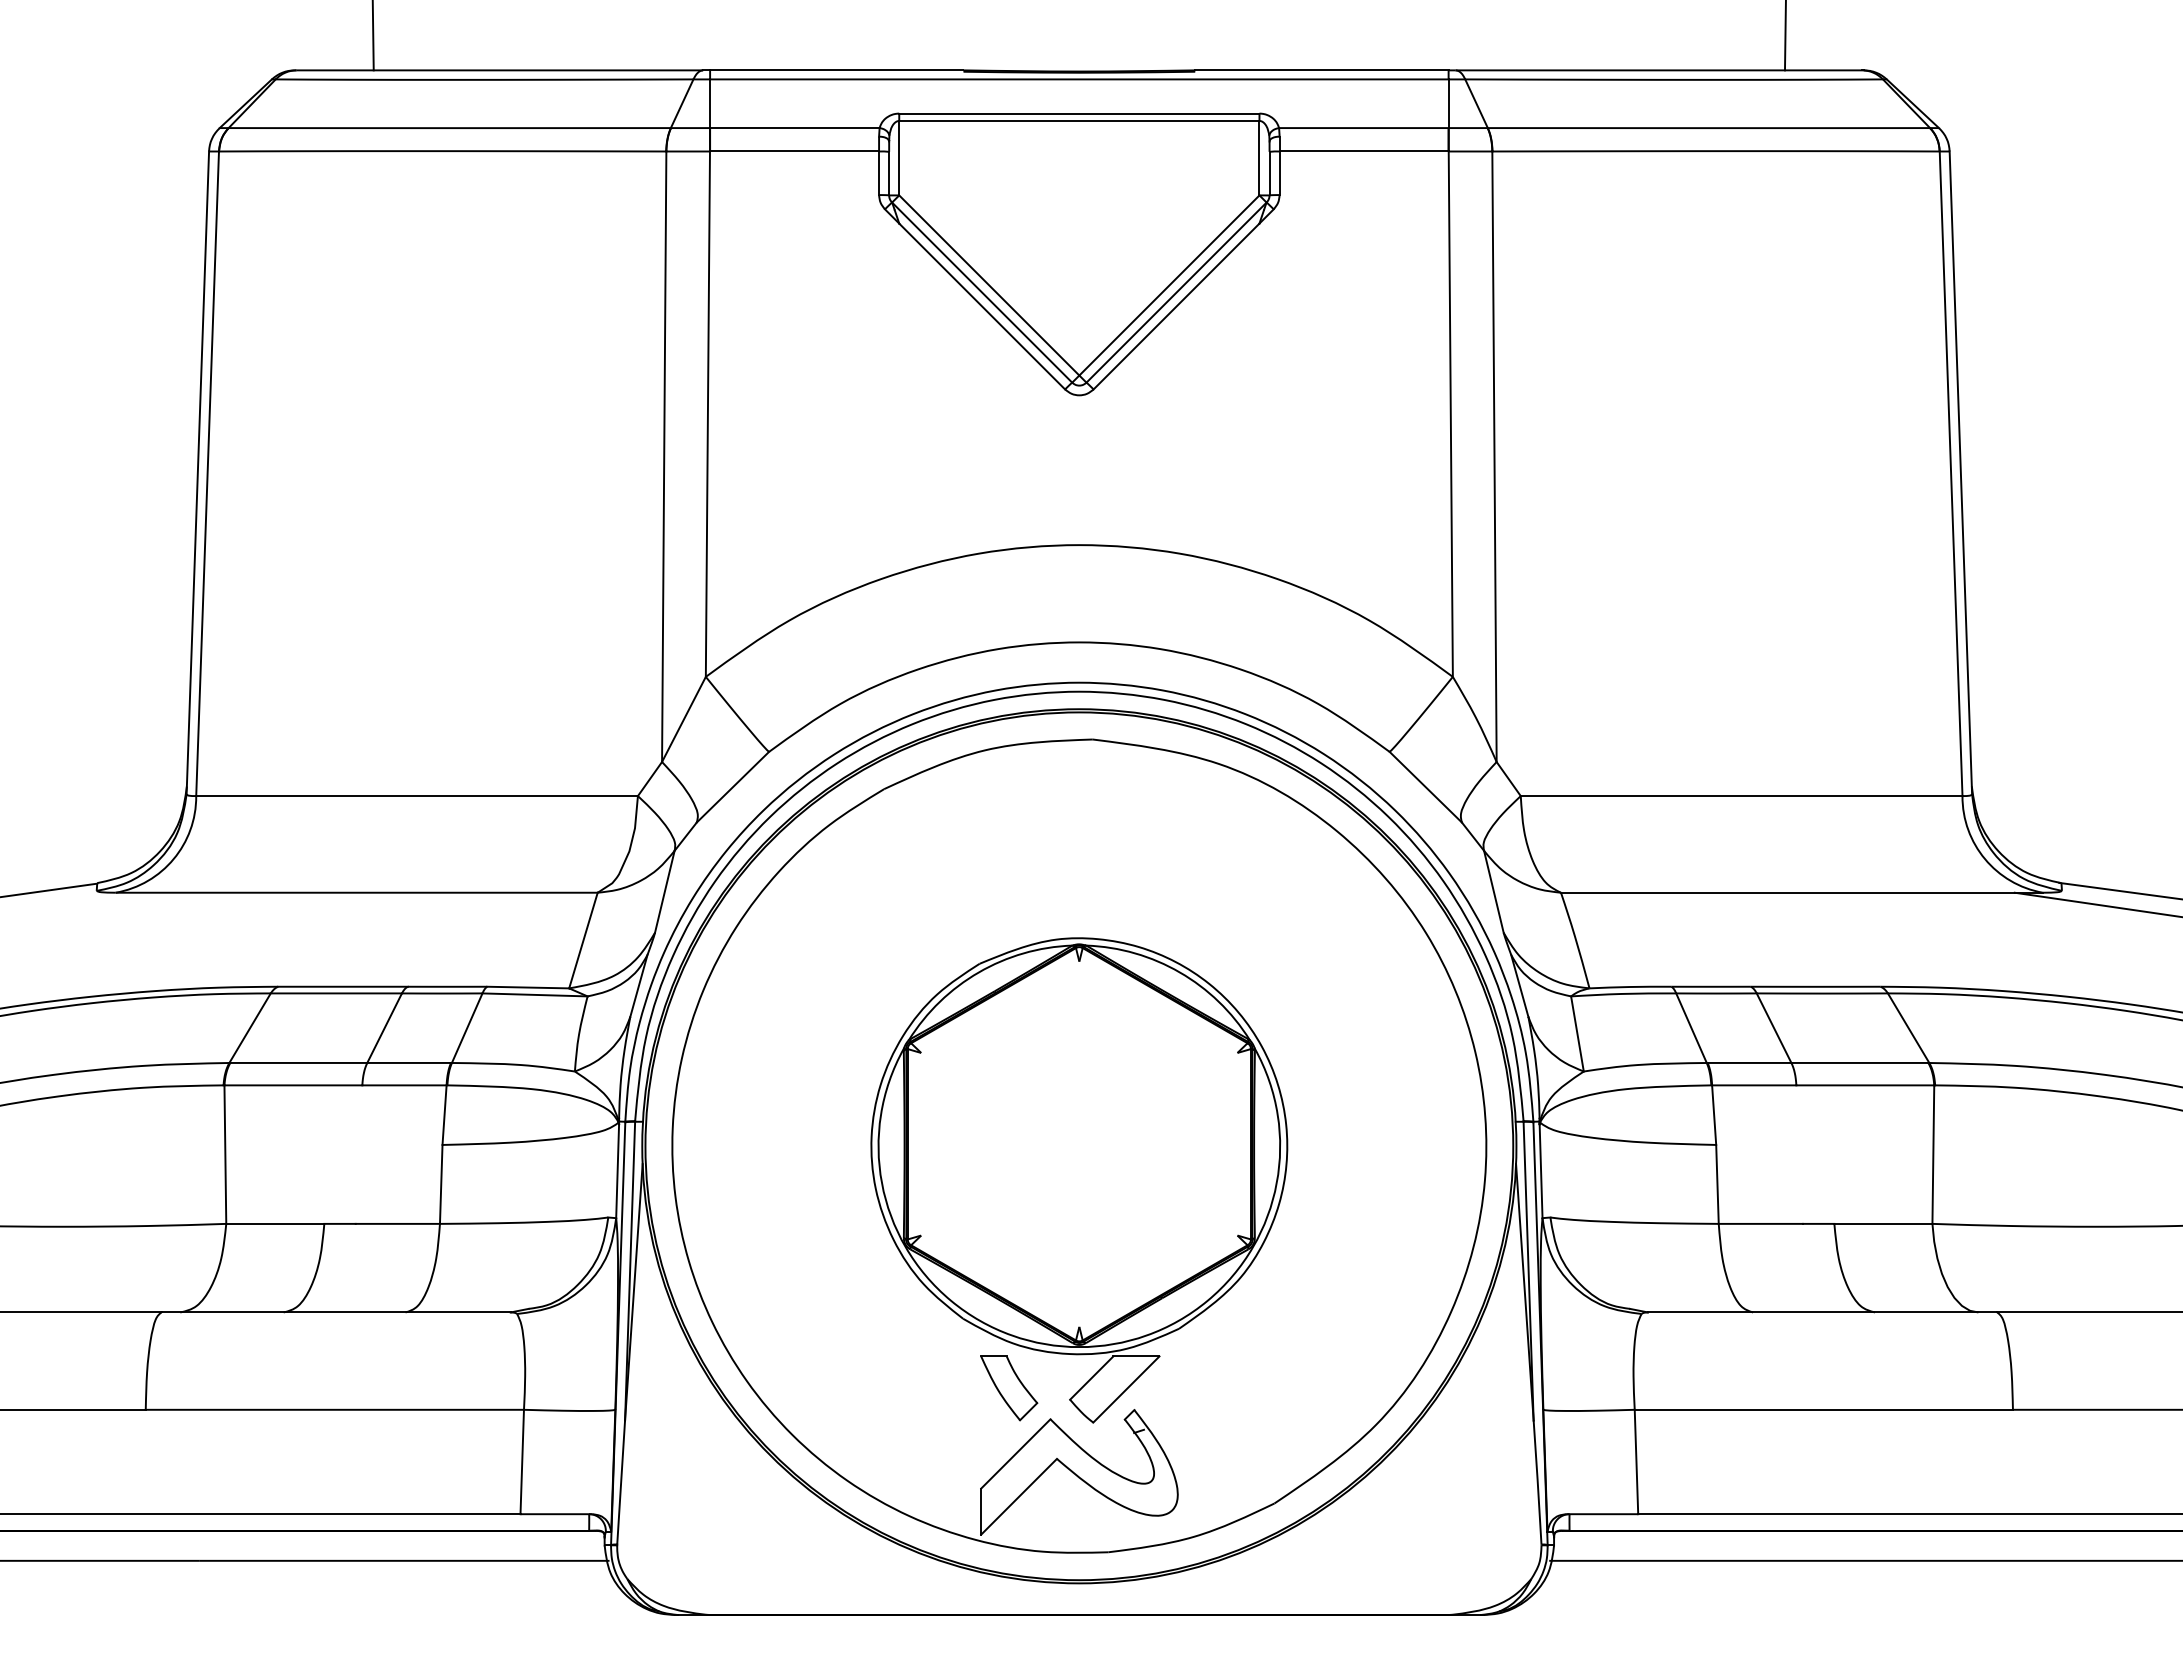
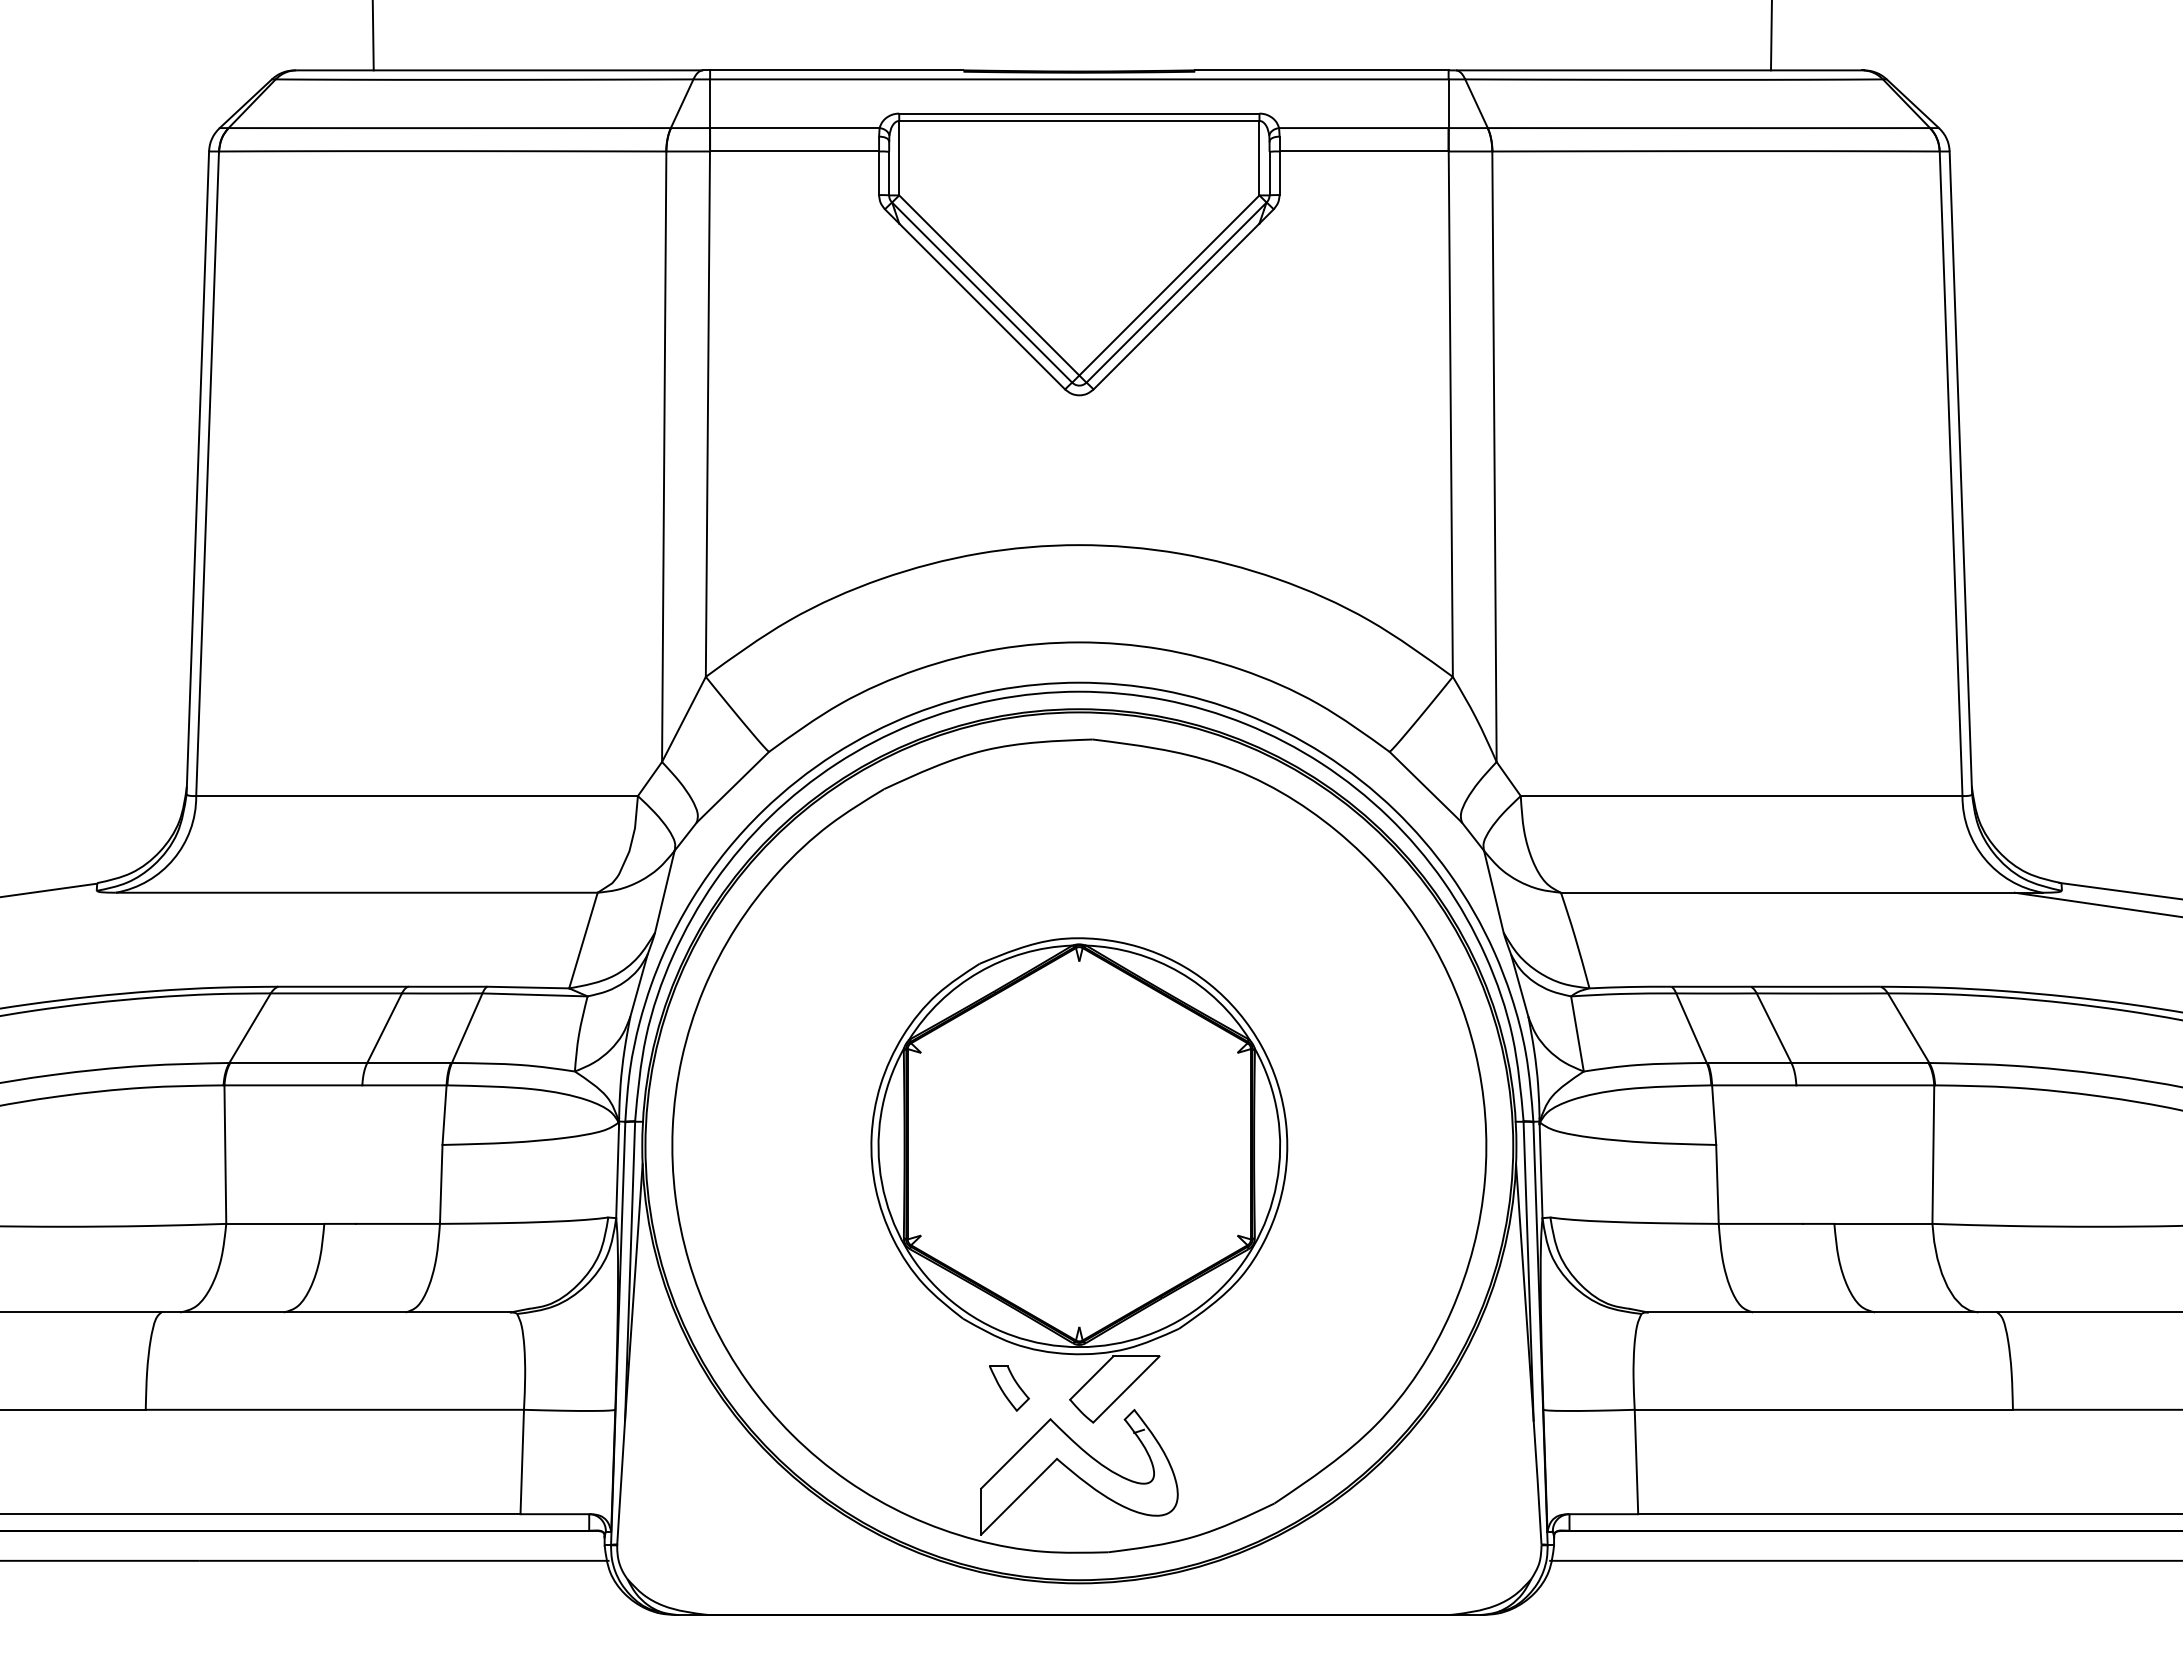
line position: (1784, 36) -> (1770, 36) (1770, 36)
part size: 59x67 px -> 41x47 px (1009, 1388)
